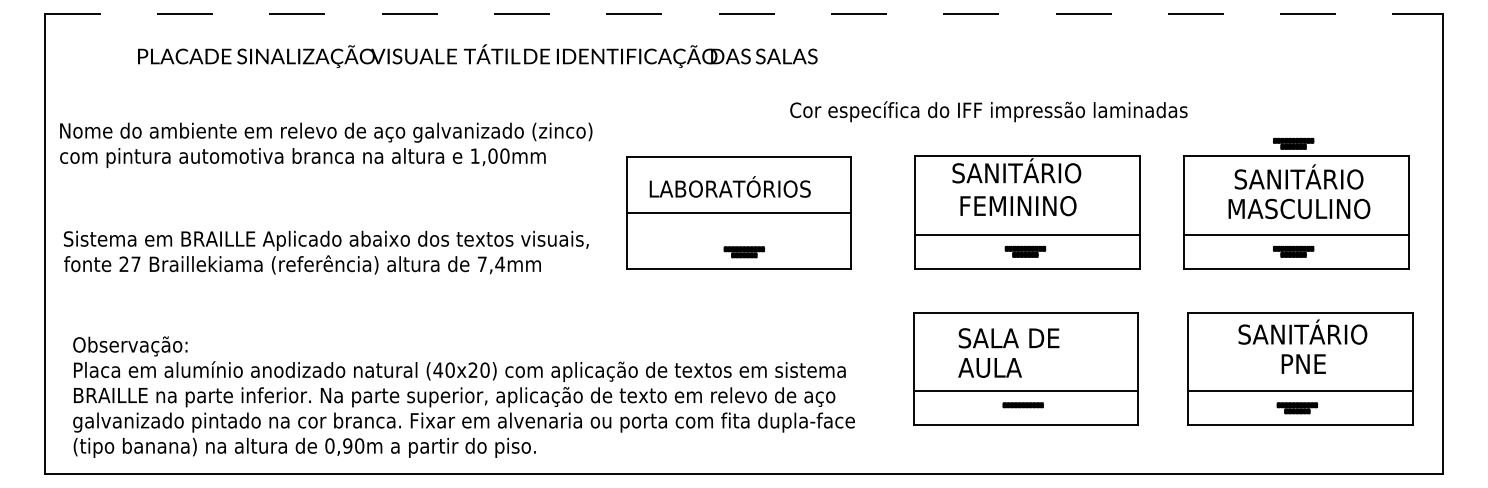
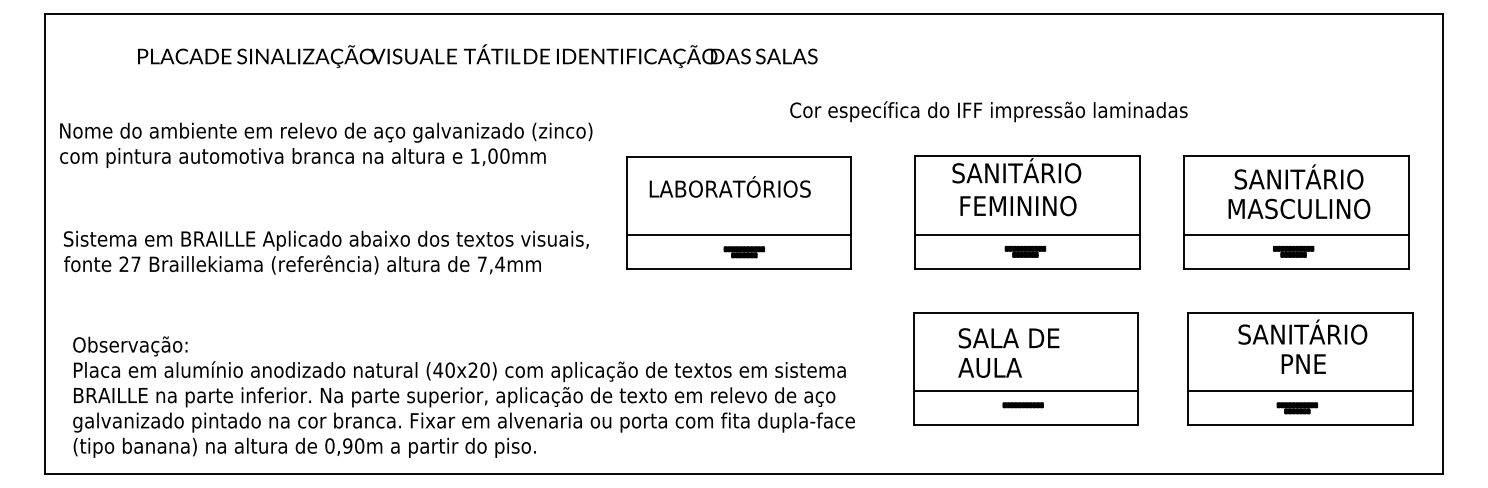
line: dashed -> solid (744, 14)
part: present -> none (1293, 143)
line position: (738, 213) -> (738, 235) (738, 235)
